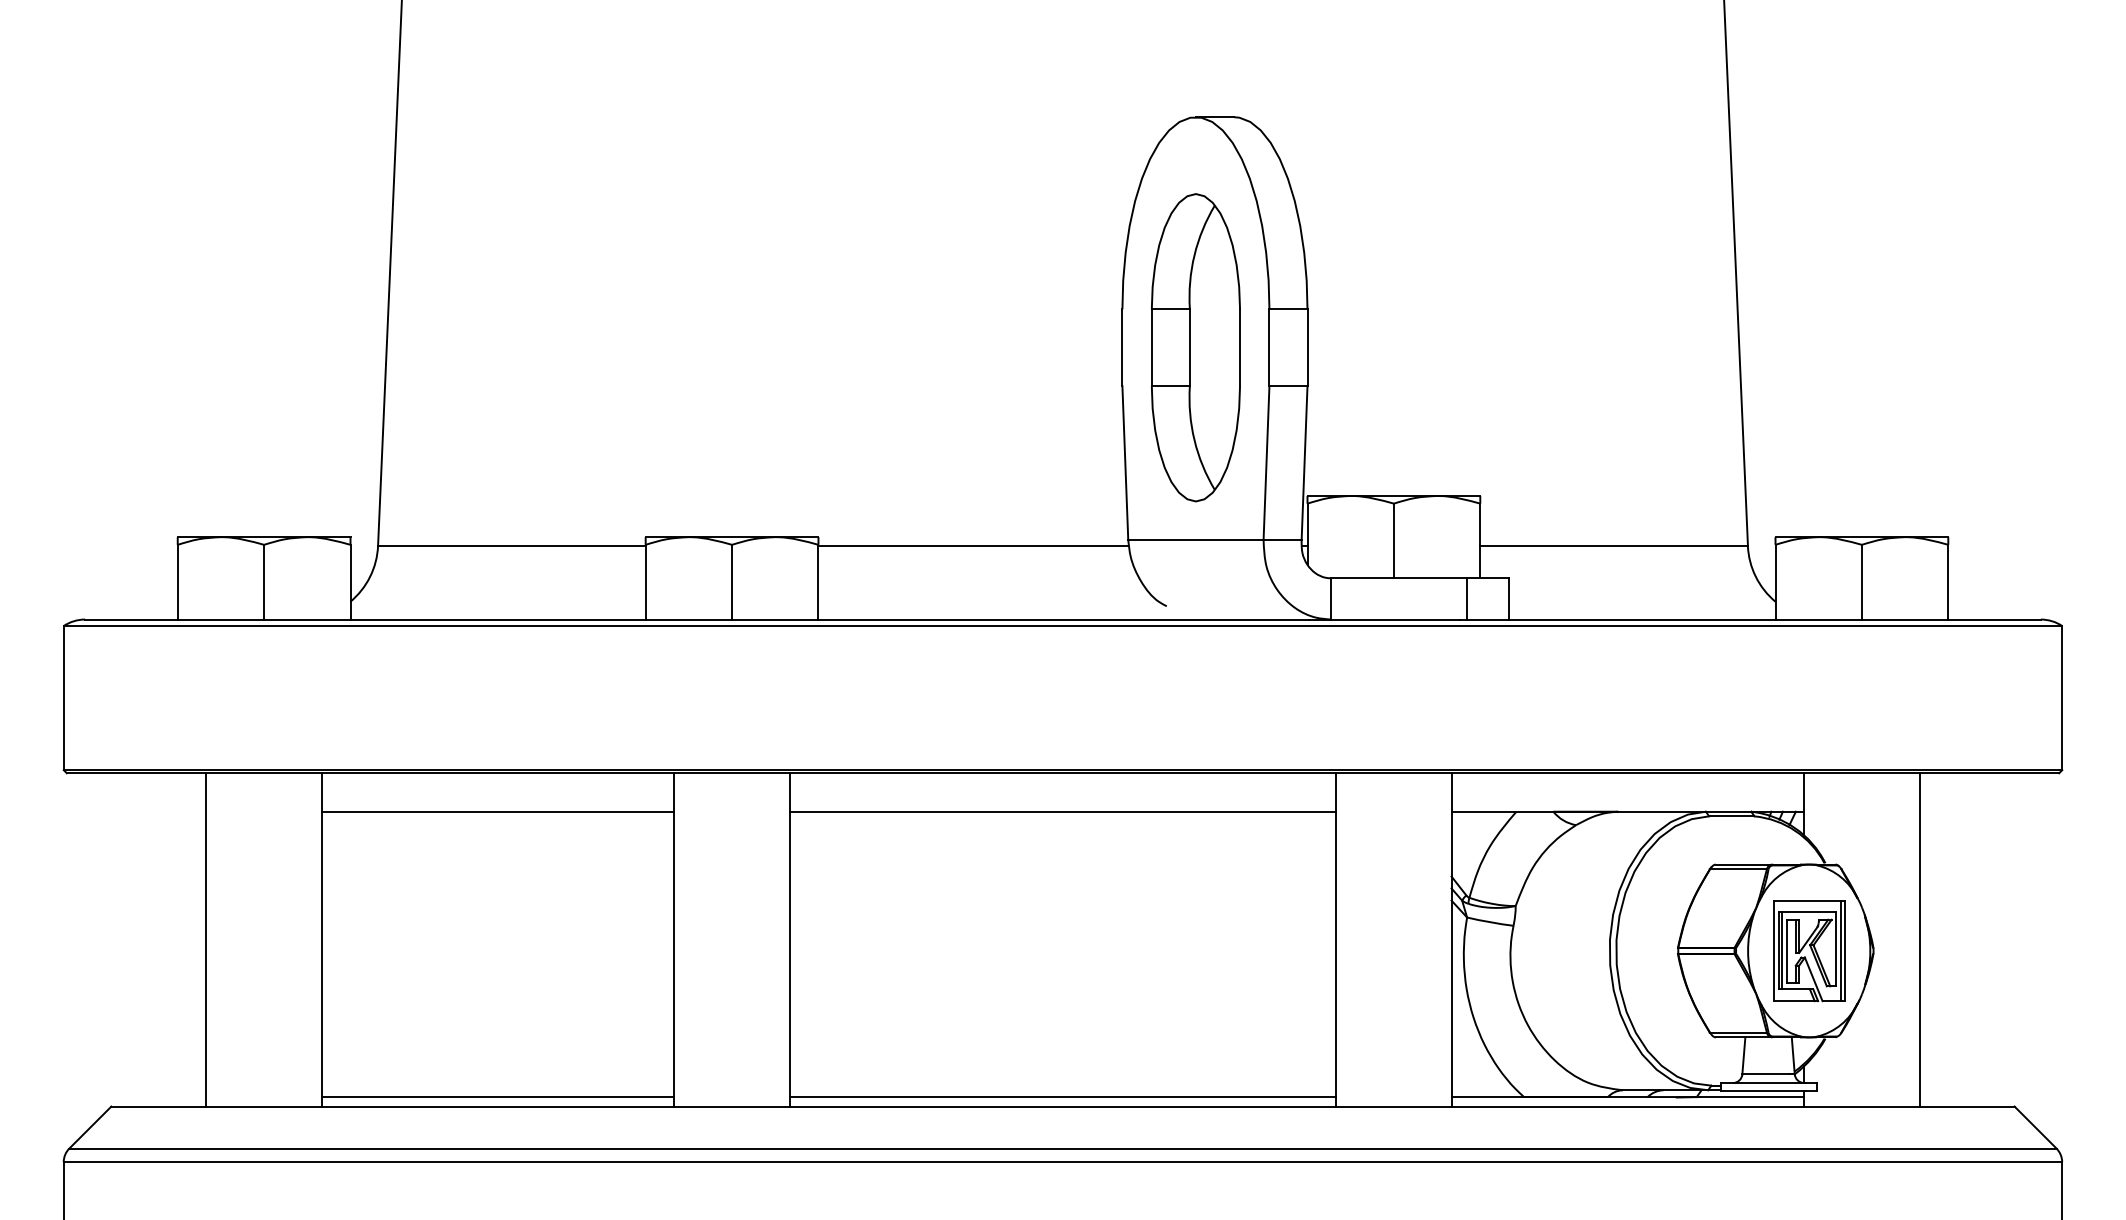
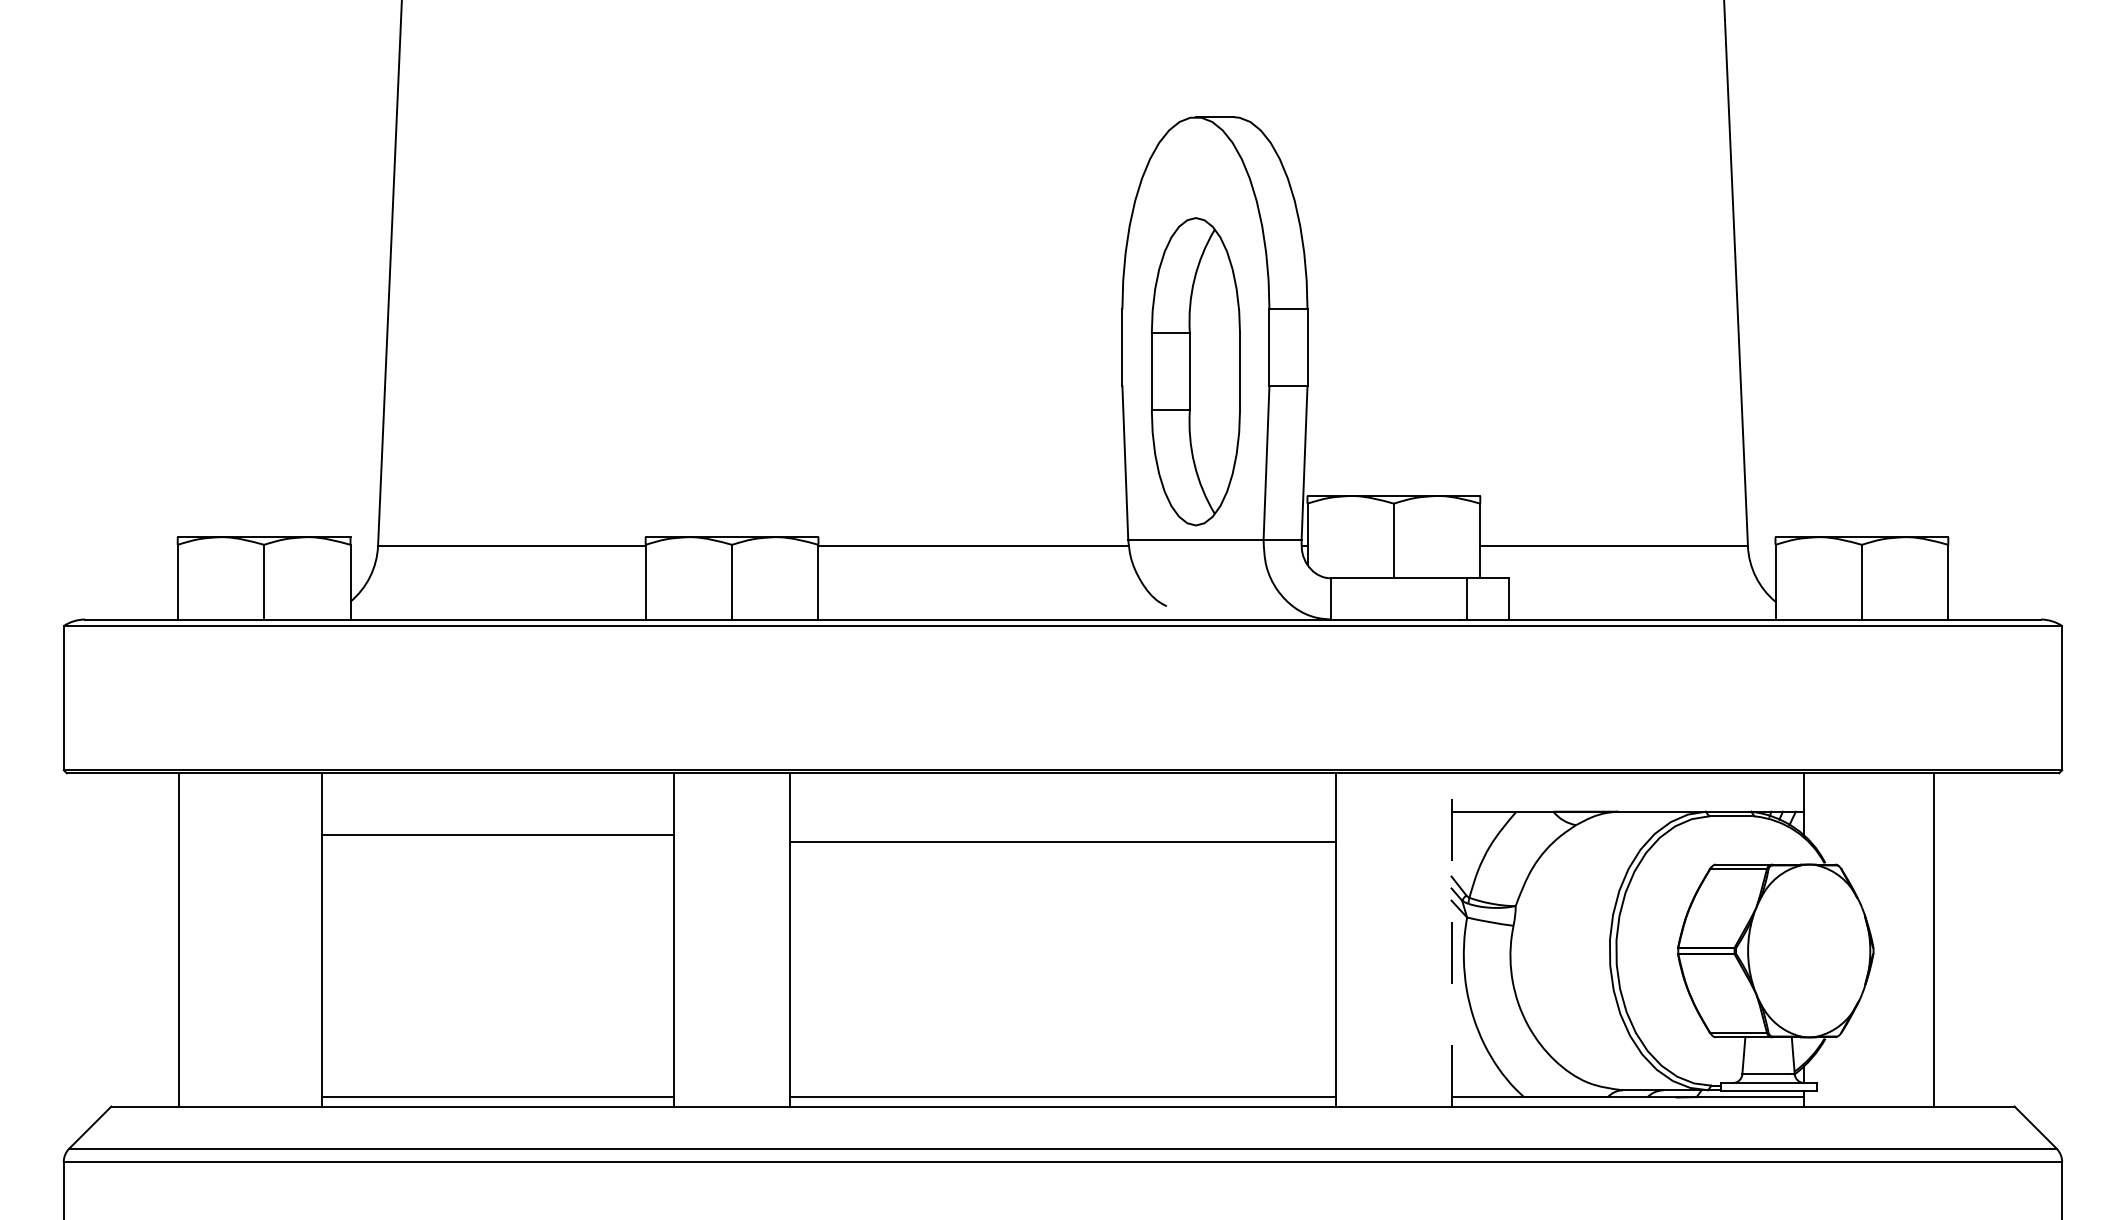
part position: (1195, 347) -> (1195, 371) (1195, 371)
line position: (497, 811) -> (497, 834) (497, 834)
line position: (1062, 811) -> (1062, 841) (1062, 841)
line position: (206, 939) -> (179, 939) (179, 939)
line: solid -> dashed (1451, 939)
line position: (1919, 939) -> (1933, 939) (1933, 939)
part: present -> none (1809, 951)
